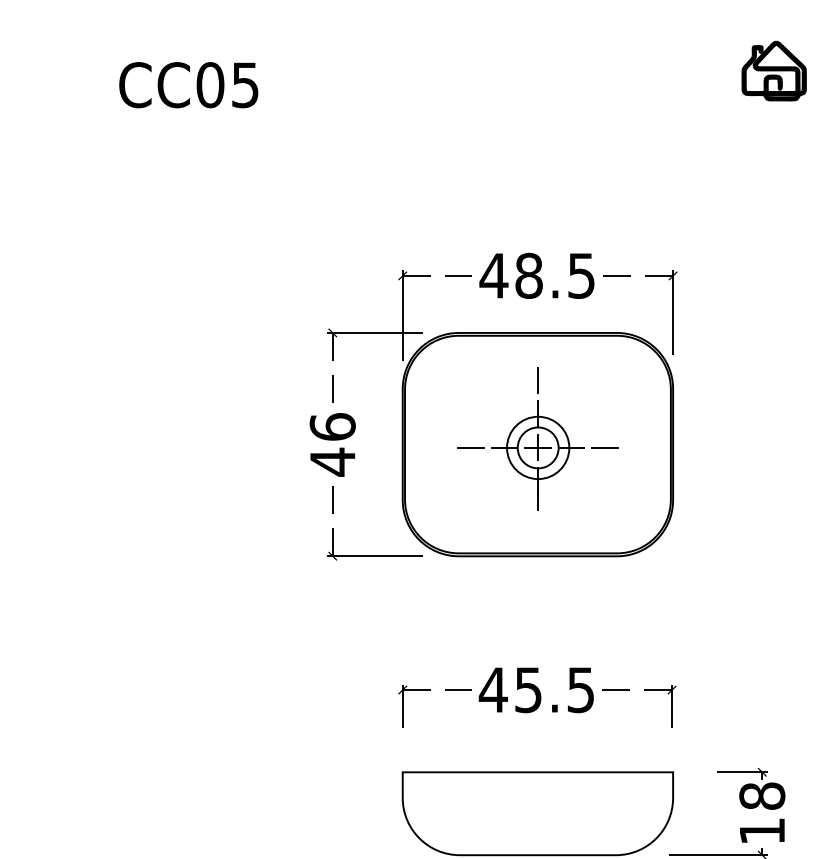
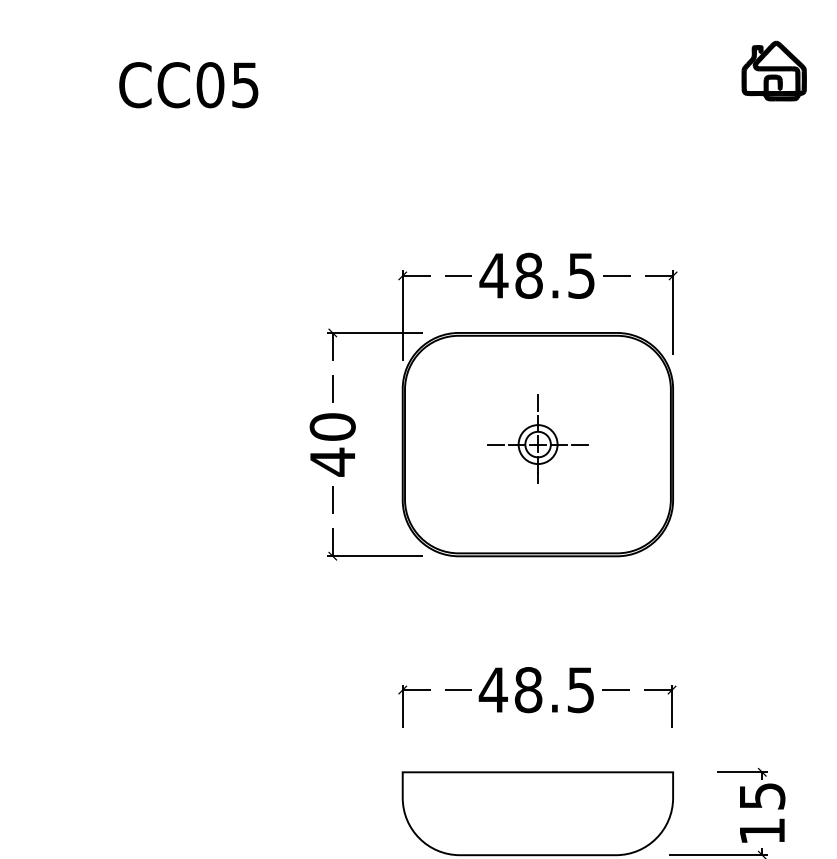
text: 46 -> 40 (332, 426)
part size: 162x144 px -> 102x90 px (537, 438)
text: 45.5 -> 48.5 (528, 690)
text: 18 -> 15 (762, 795)
